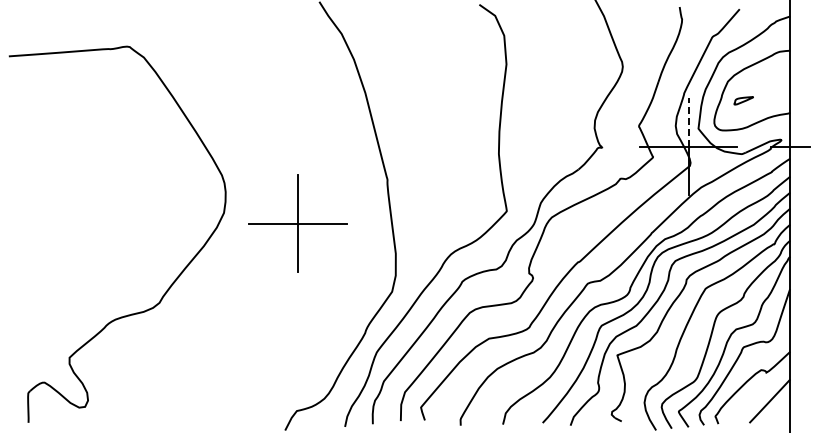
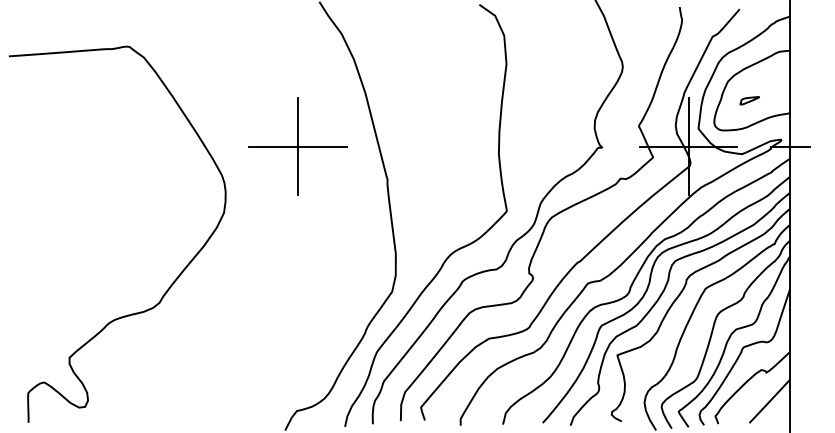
part position: (743, 100) -> (749, 100) (749, 100)
line: dashed -> solid (688, 122)
part position: (297, 223) -> (297, 146) (297, 146)
